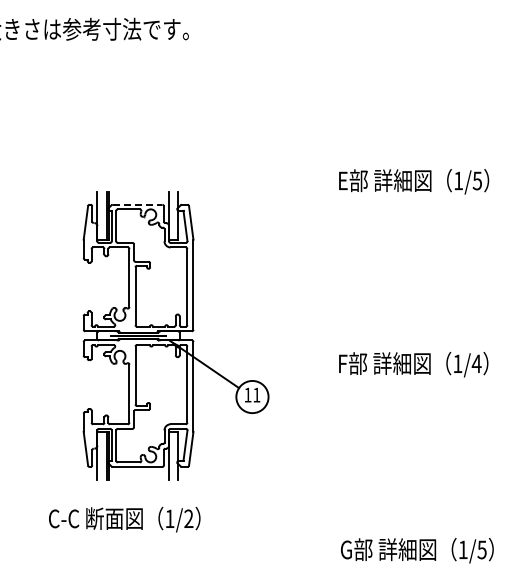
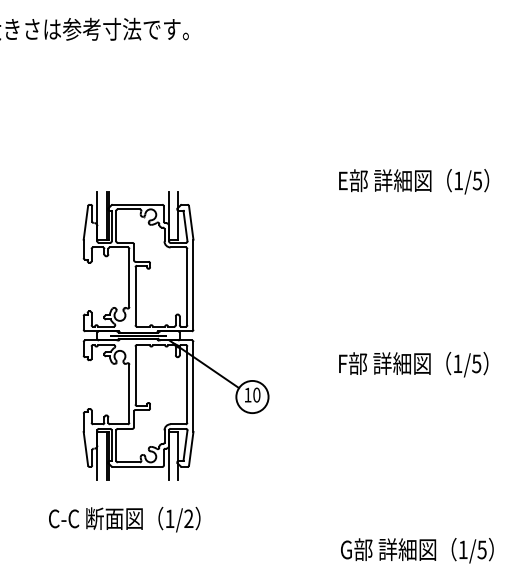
line: dashed -> solid (137, 204)
text: 1/4 -> 1/5 (476, 363)
text: 11 -> 10 (256, 394)
